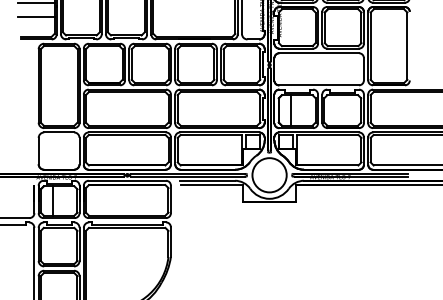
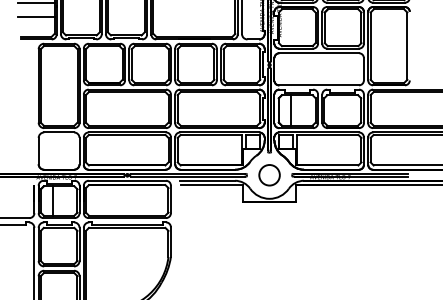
circle diameter: 34 px -> 21 px (269, 175)
